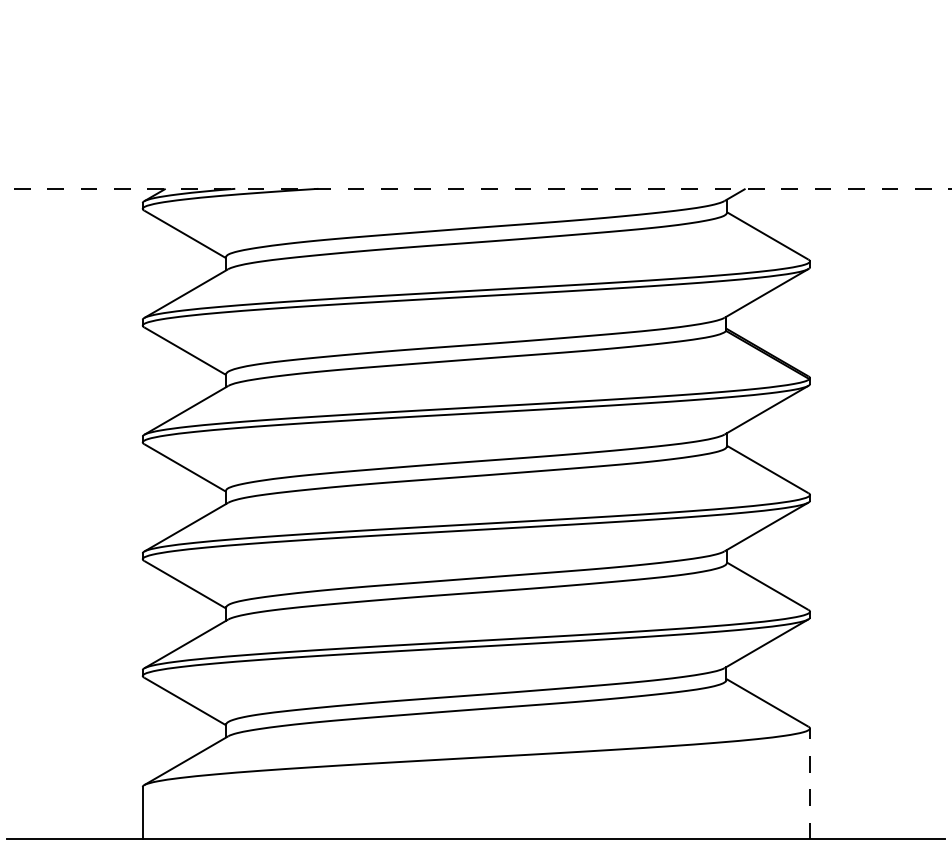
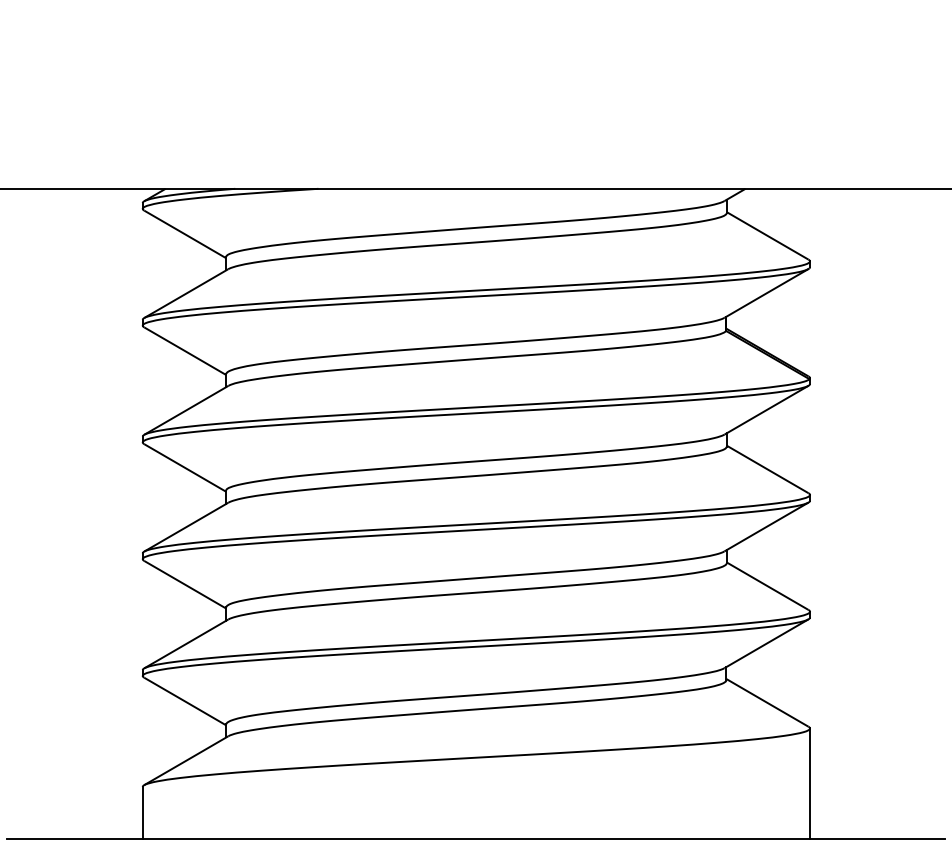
line: dashed -> solid (476, 188)
line: dashed -> solid (810, 783)
